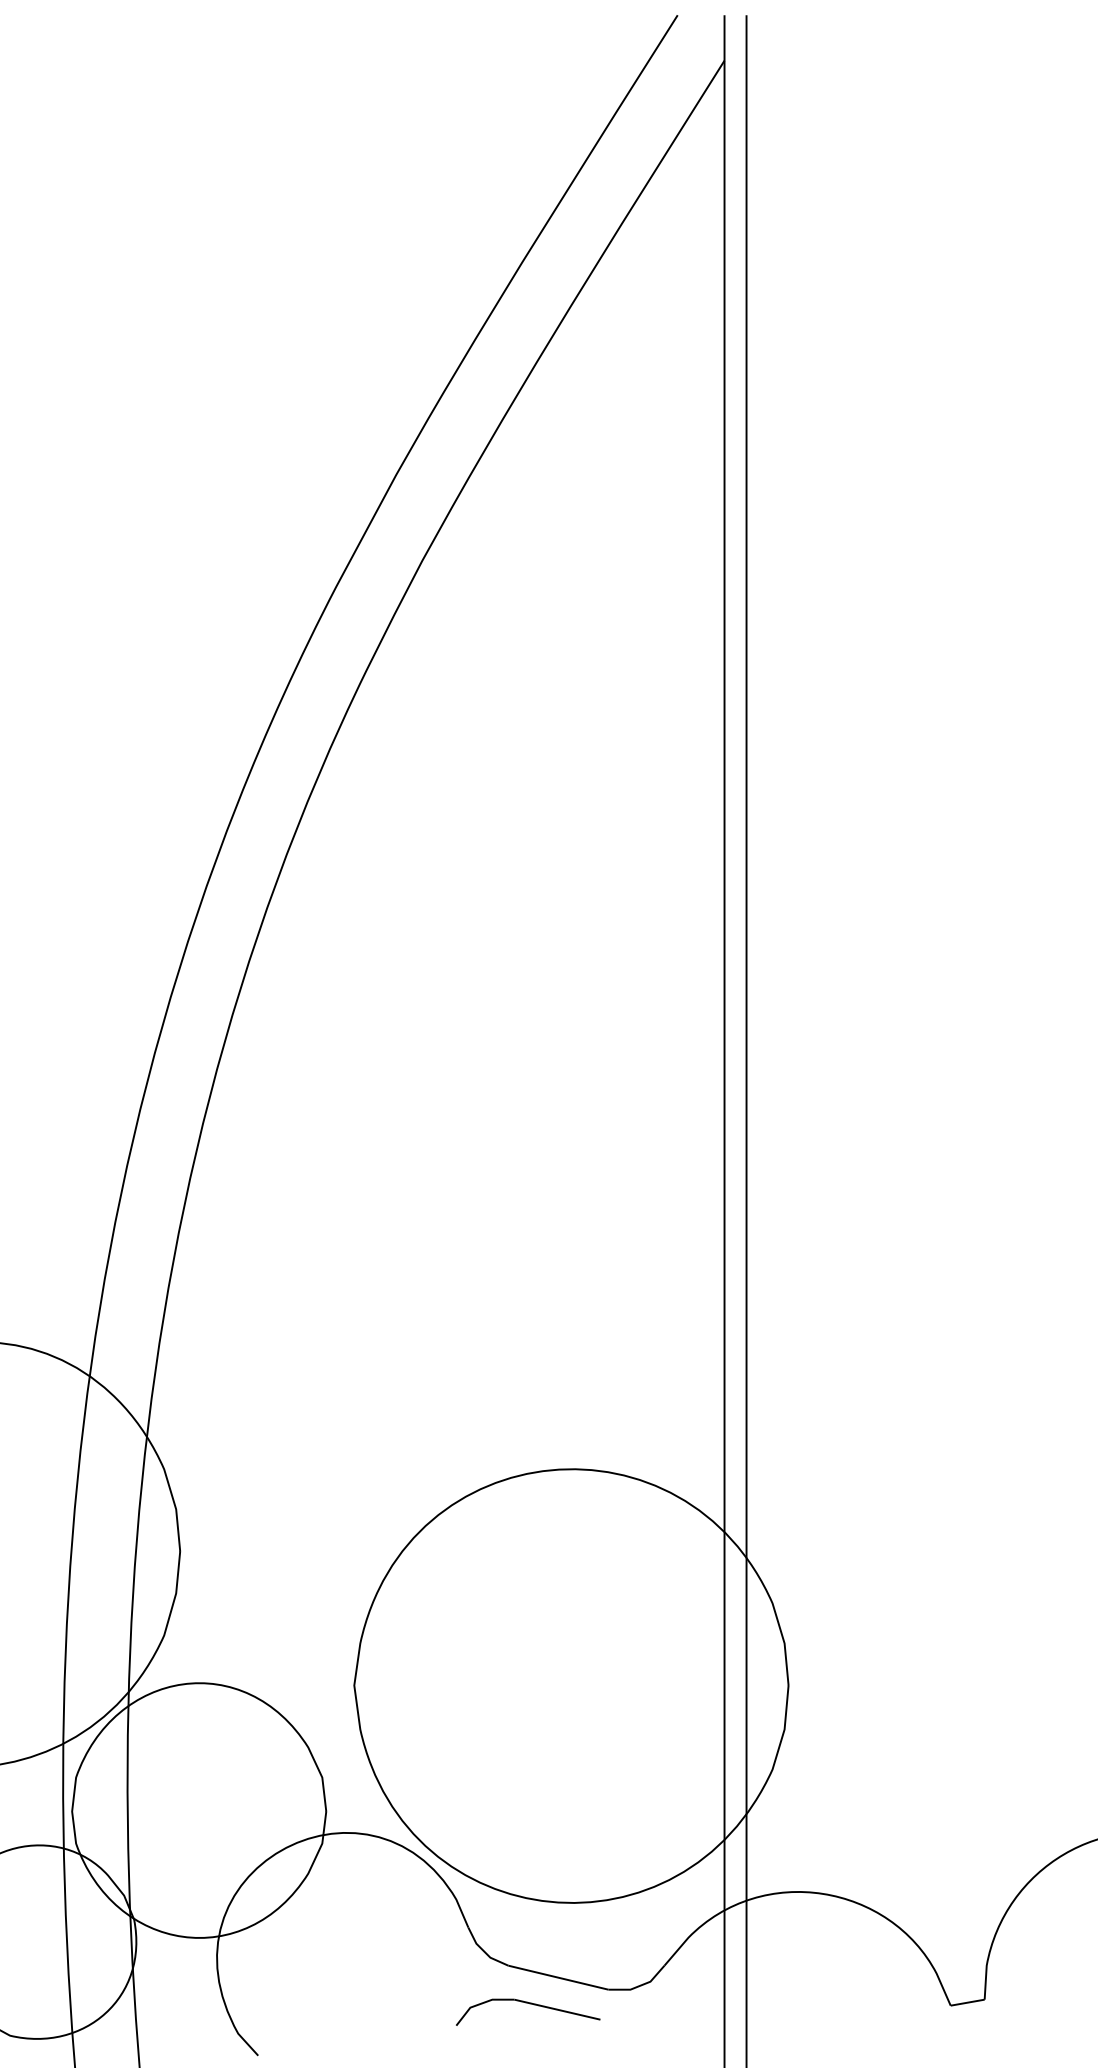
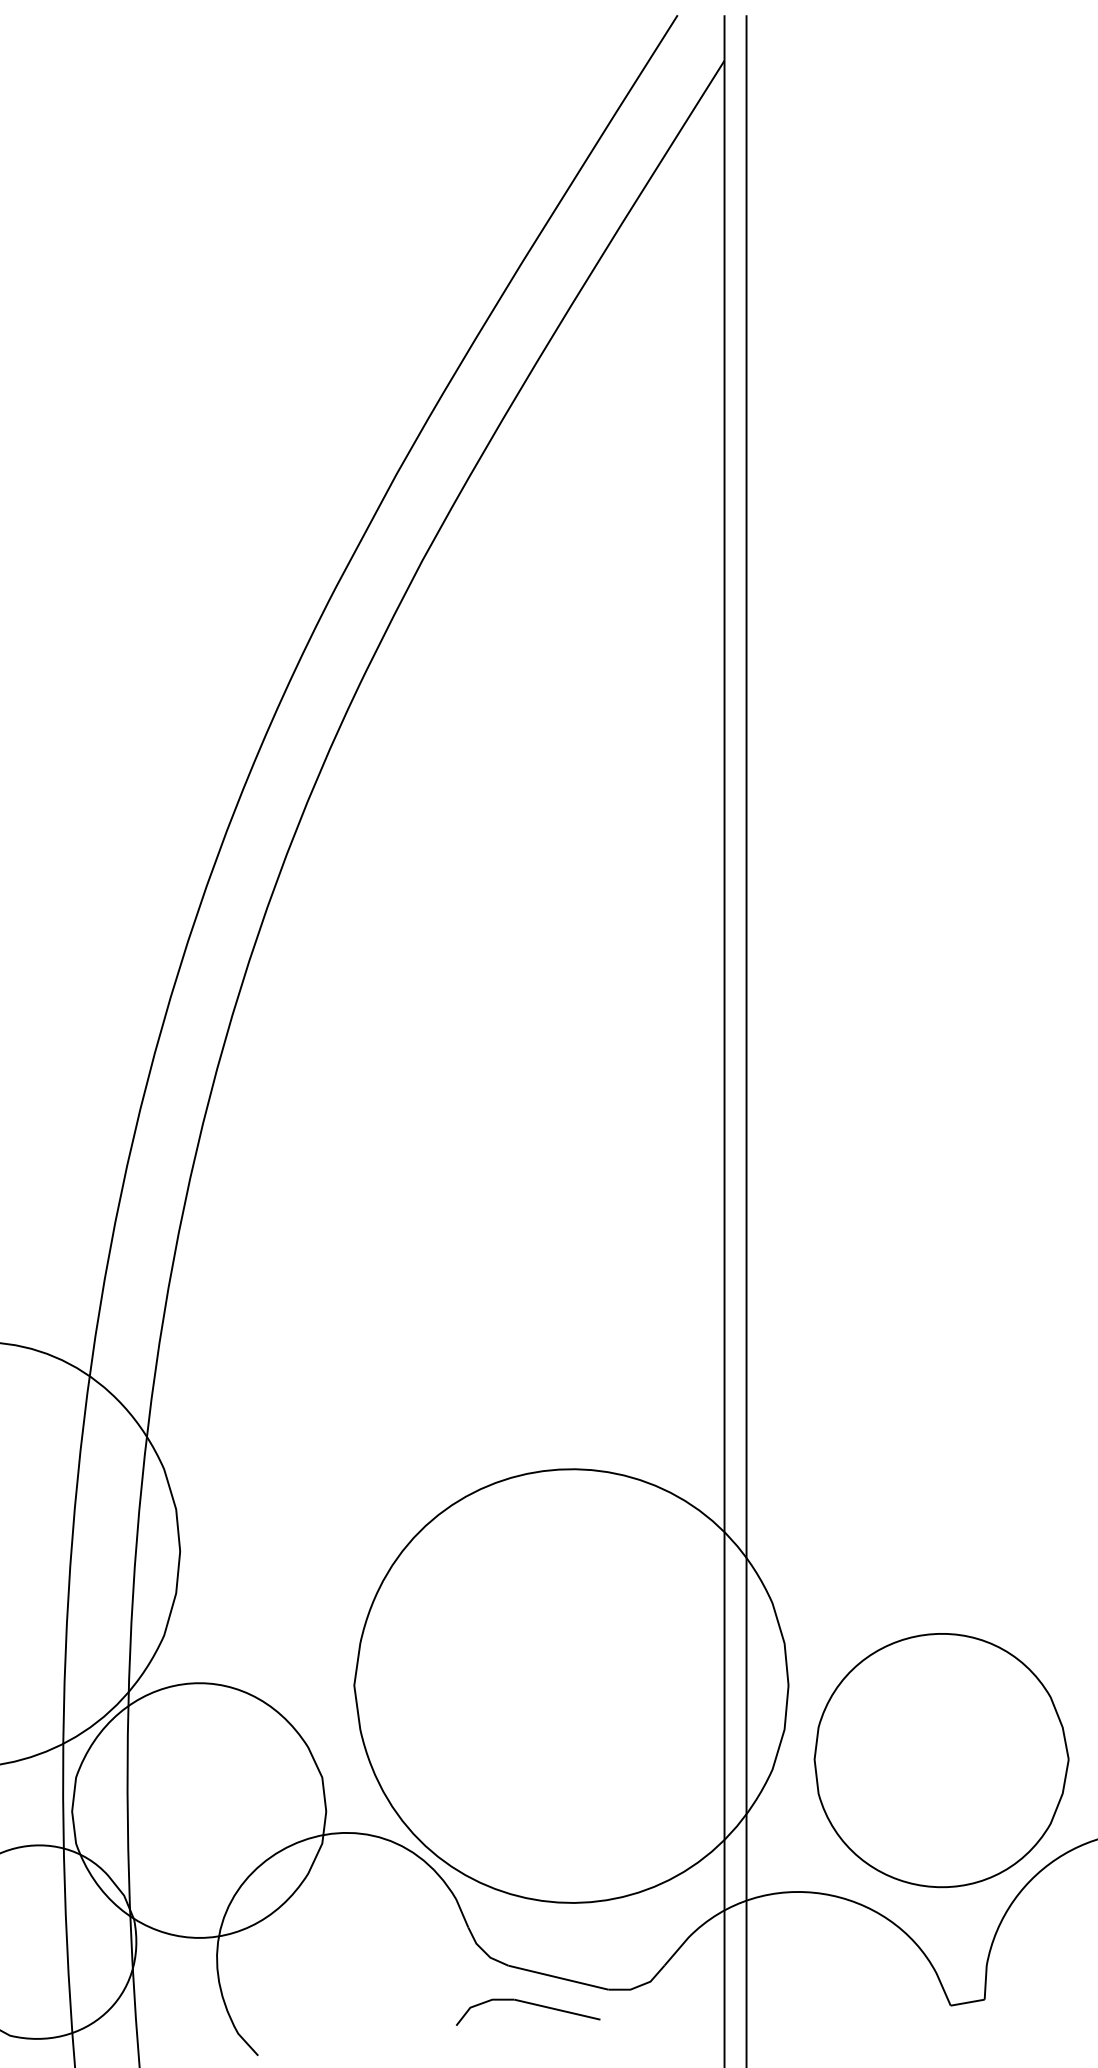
part: none -> present (941, 1760)
